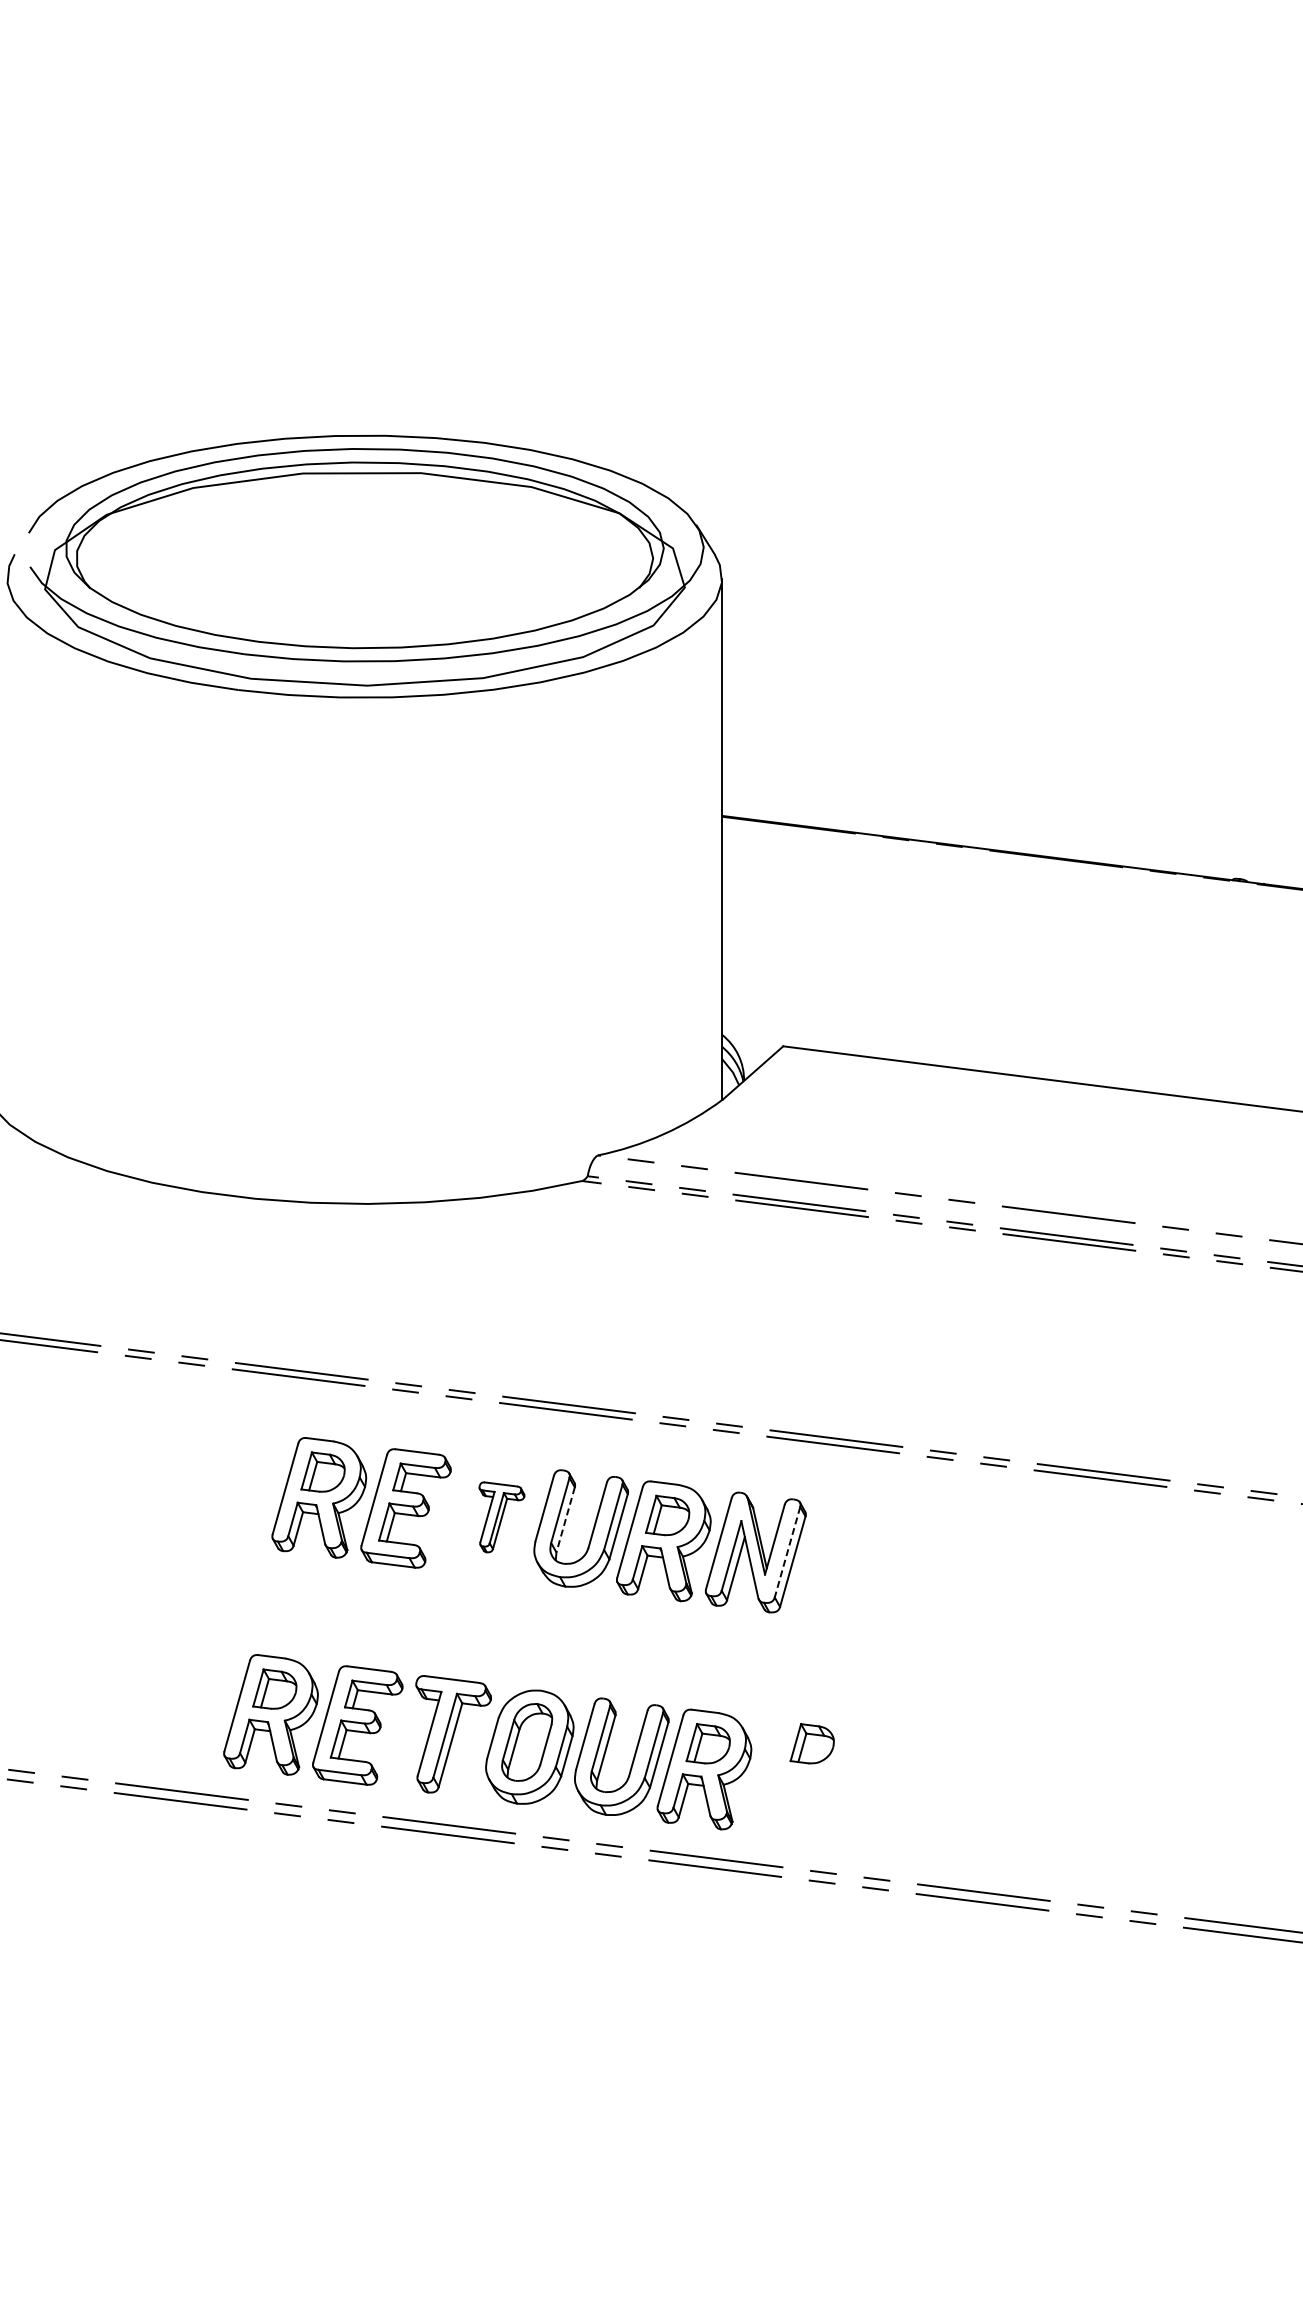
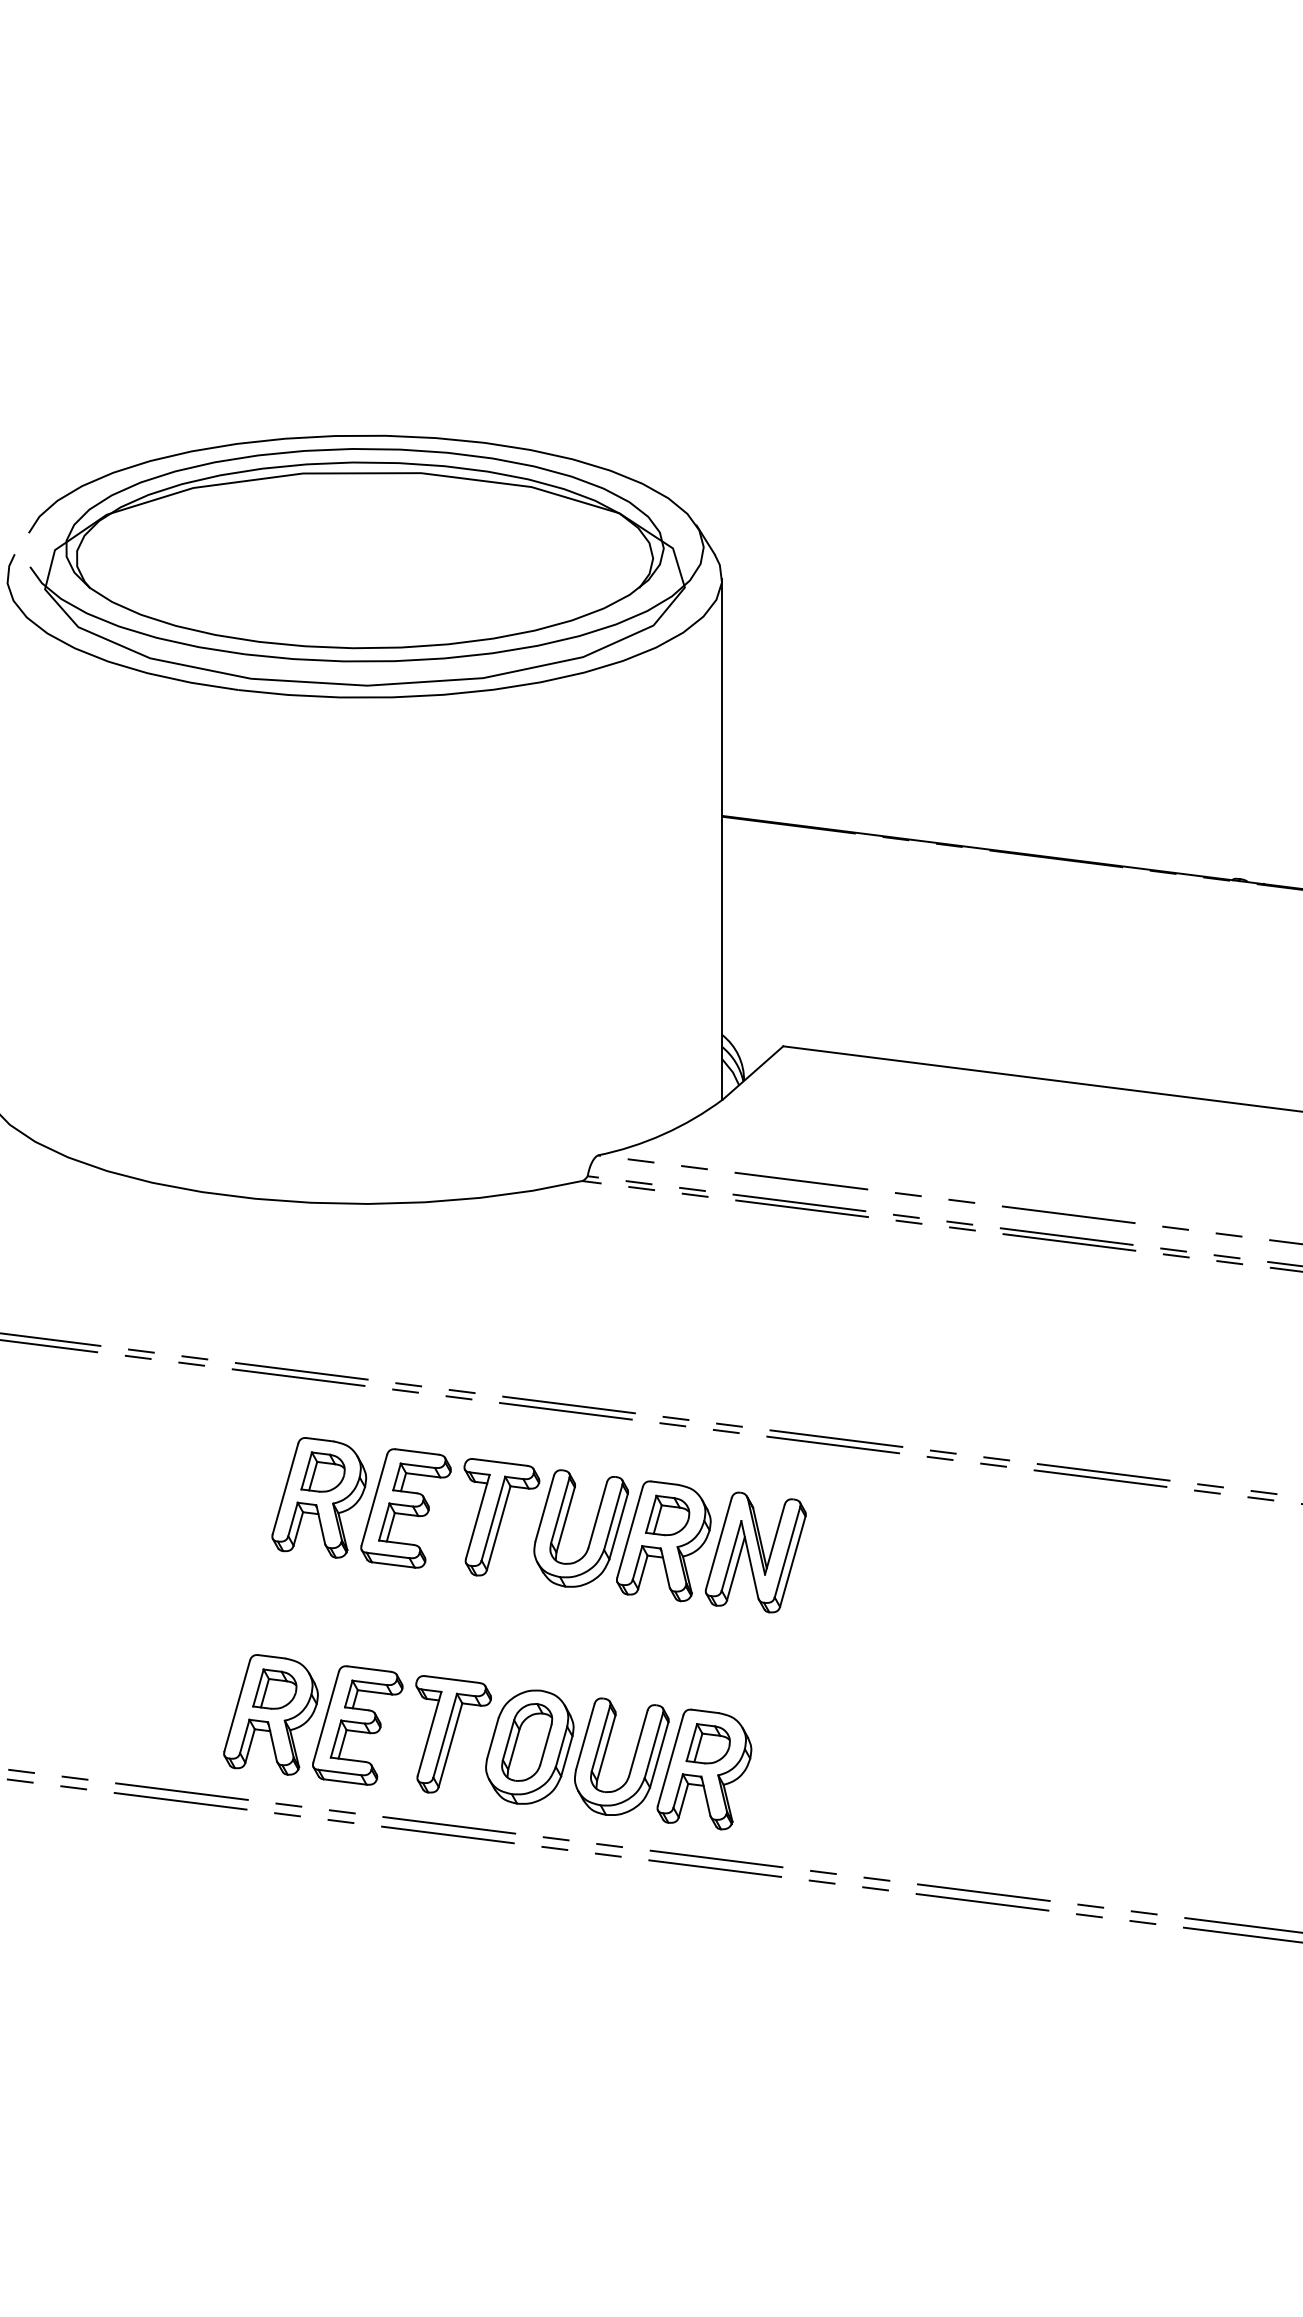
part size: 48x73 px -> 78x119 px (501, 1517)
line: dashed -> solid (565, 1519)
line: dashed -> solid (787, 1552)
part: present -> none (811, 1743)
